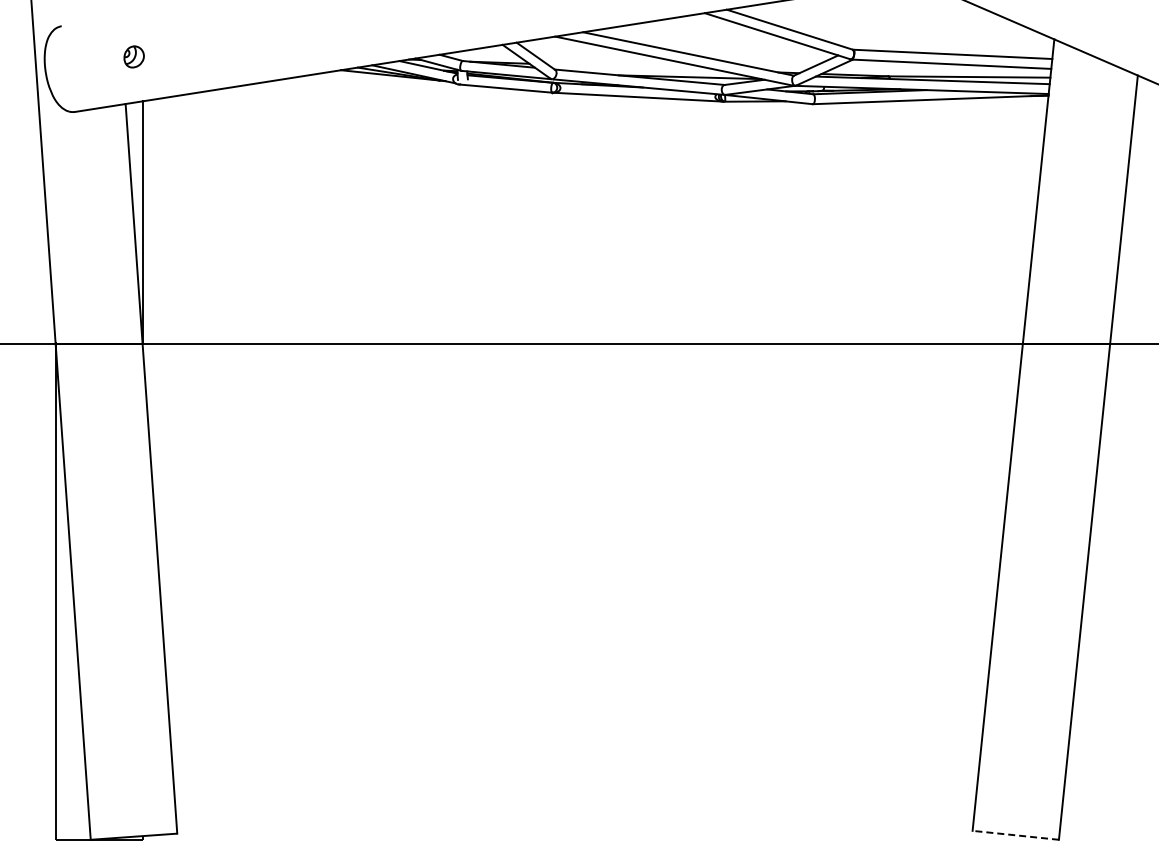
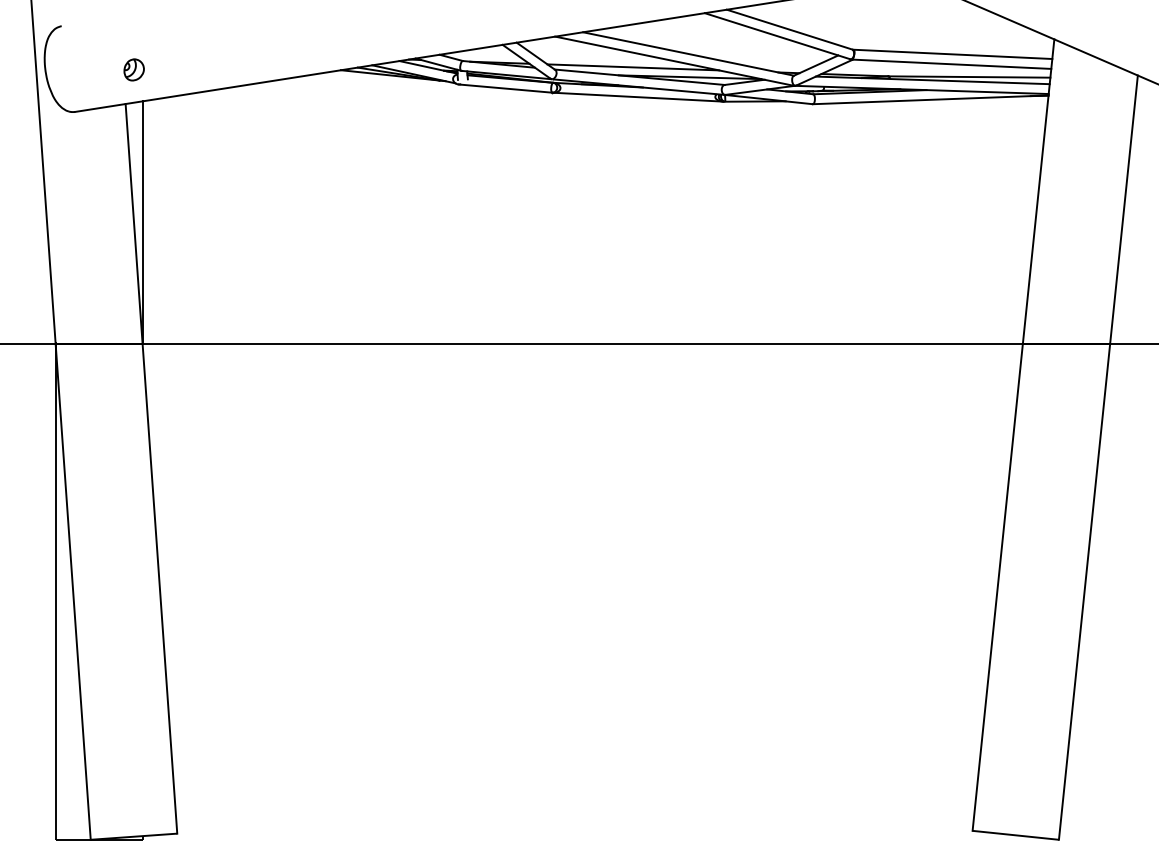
part position: (133, 56) -> (133, 69) (133, 69)
line: none -> present (633, 67)
line: dashed -> solid (1015, 835)
